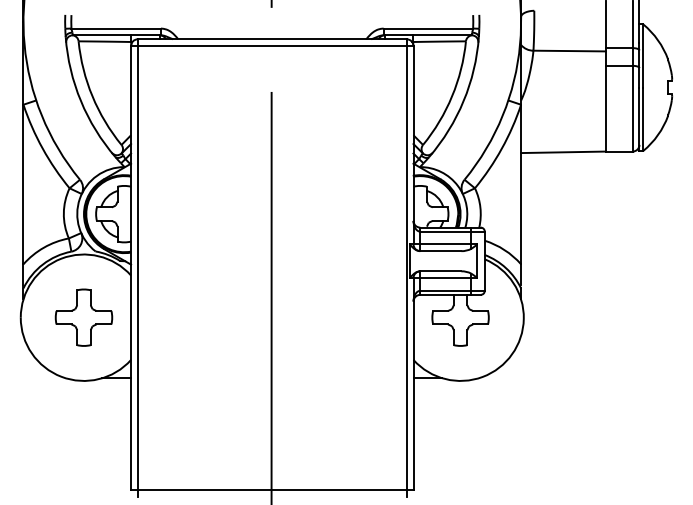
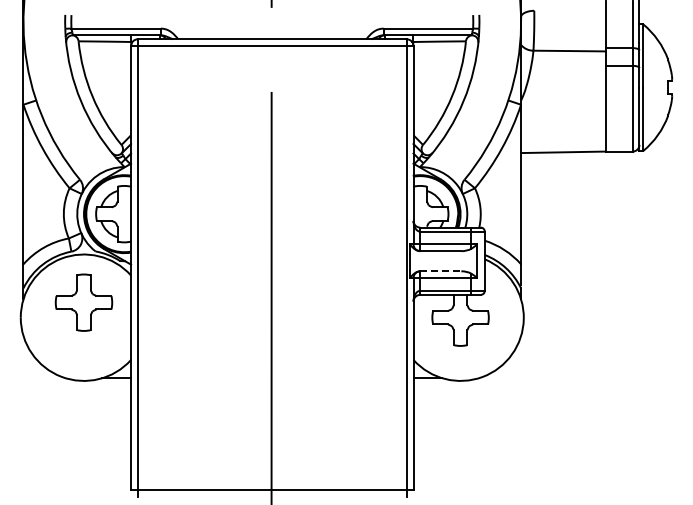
line: solid -> dashed (440, 271)
part position: (83, 317) -> (83, 302) (83, 302)
